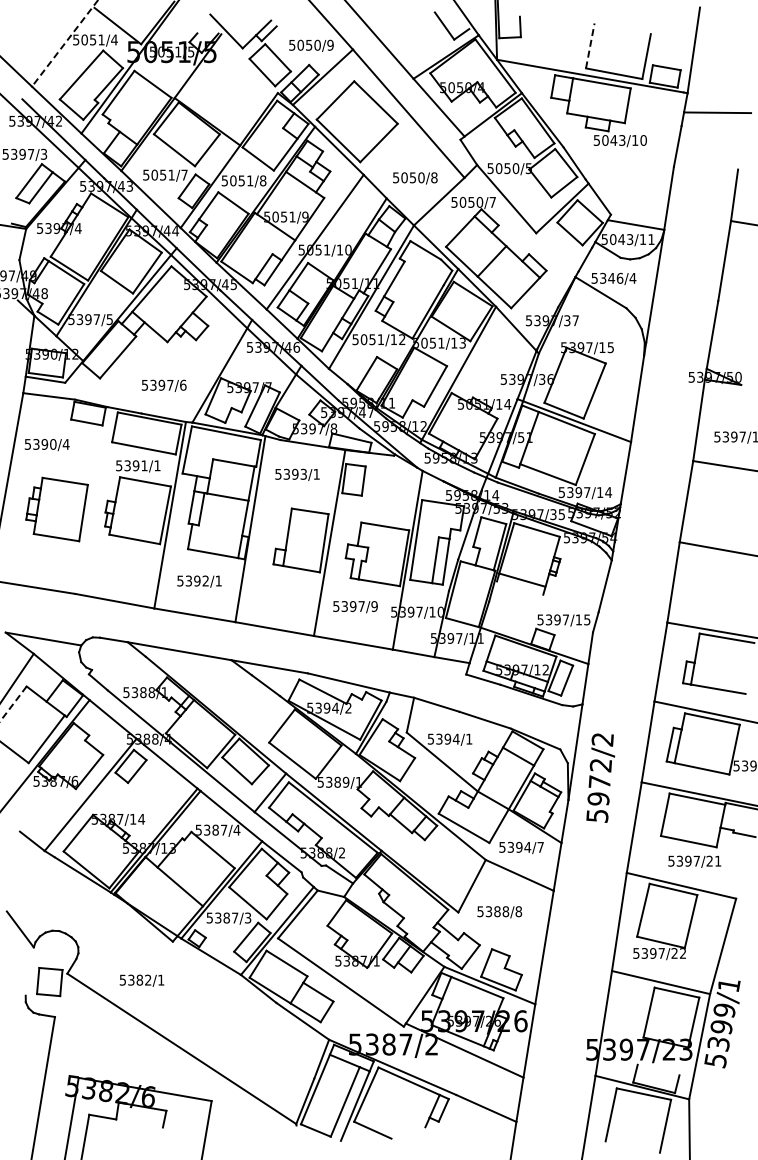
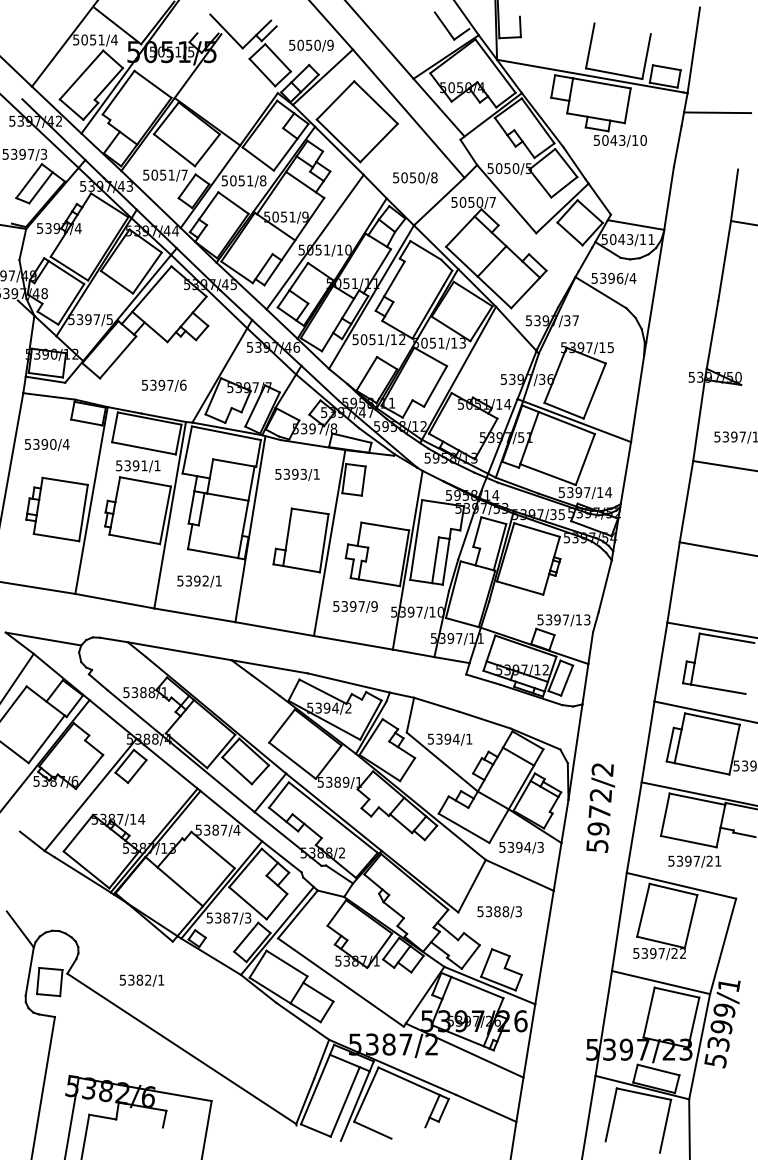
line: dashed -> solid (64, 43)
line: dashed -> solid (590, 45)
text: 5346/4 -> 5396/4 (611, 277)
line: none -> present (91, 500)
line position: (521, 579) -> (519, 587) (519, 587)
text: 5397/15 -> 5397/13 (587, 619)
line: dashed -> solid (13, 703)
text position: (600, 777) -> (600, 807) (600, 807)
text: 5394/7 -> 5394/3 (540, 846)
text: 5388/8 -> 5388/3 (518, 911)
line: none -> present (29, 971)
line: none -> present (658, 1069)
